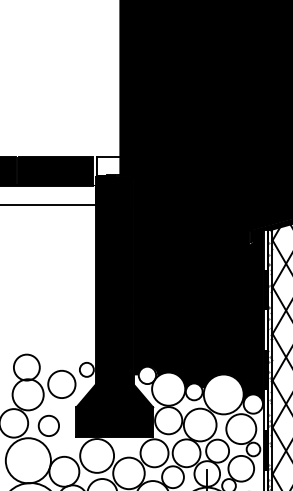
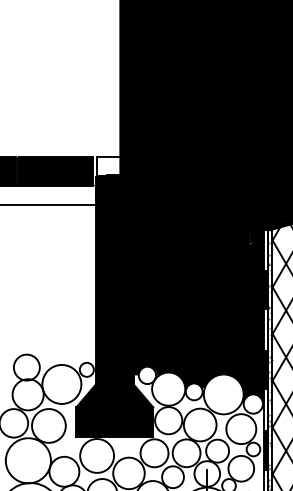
circle diameter: 27 px -> 39 px (61, 383)
circle diameter: 20 px -> 34 px (48, 425)
